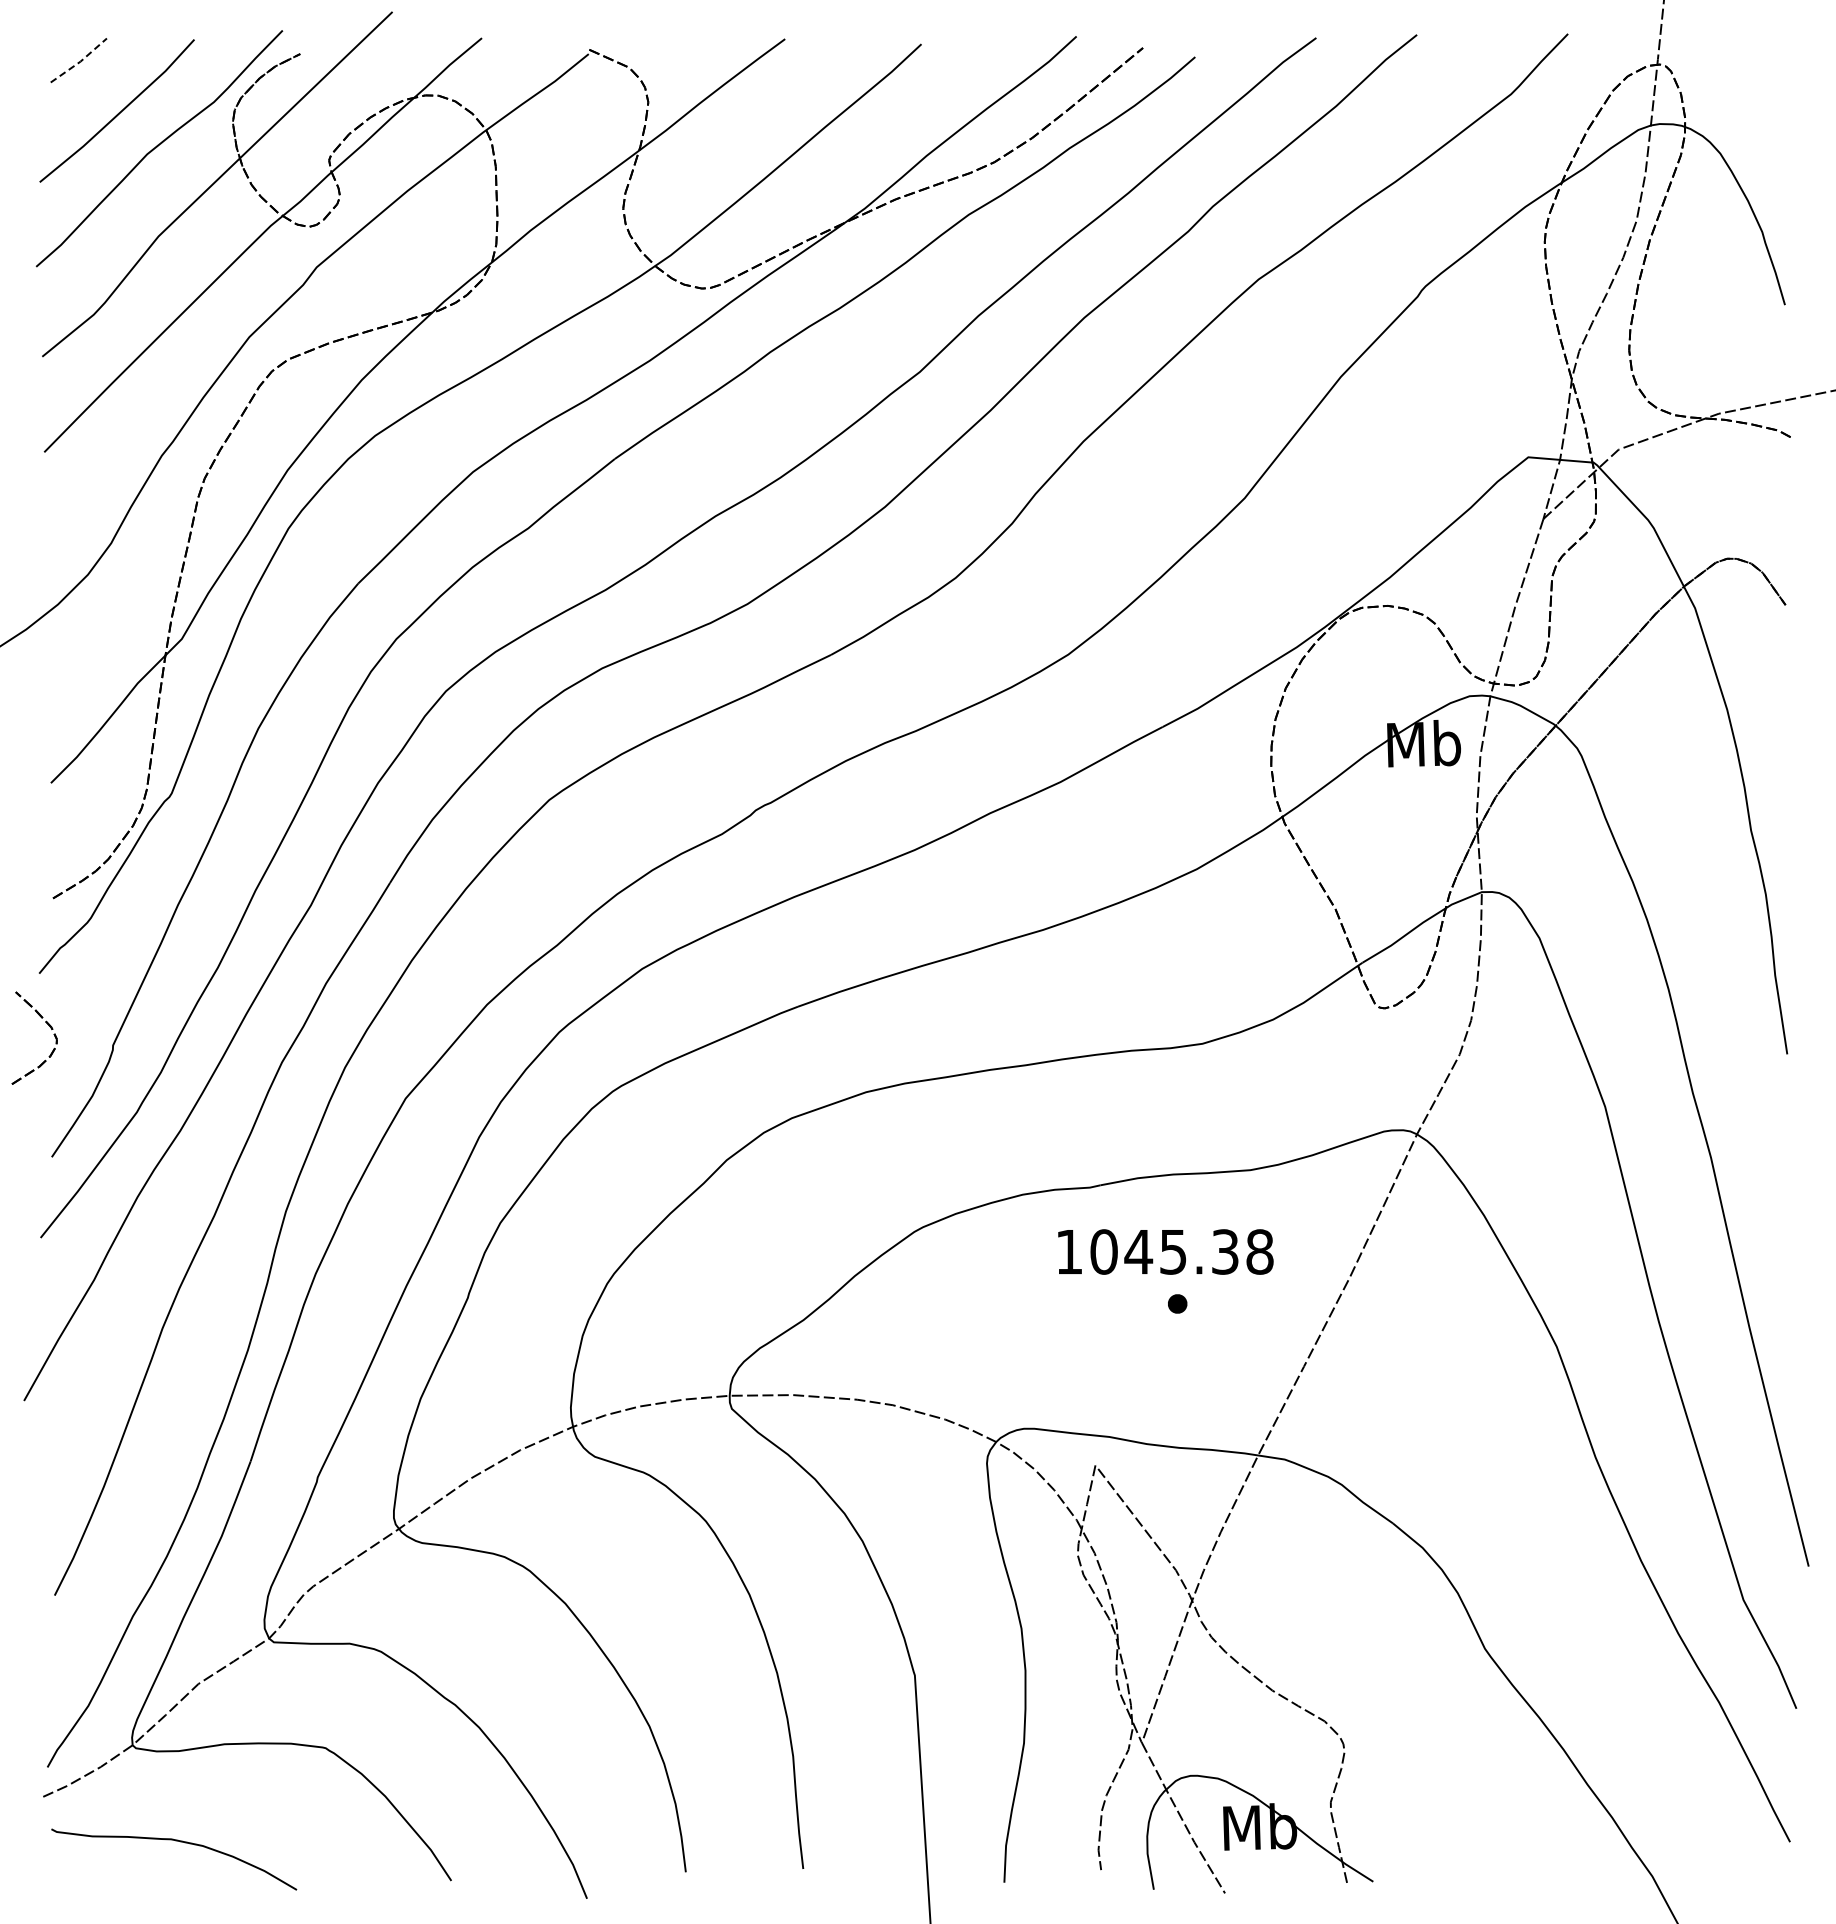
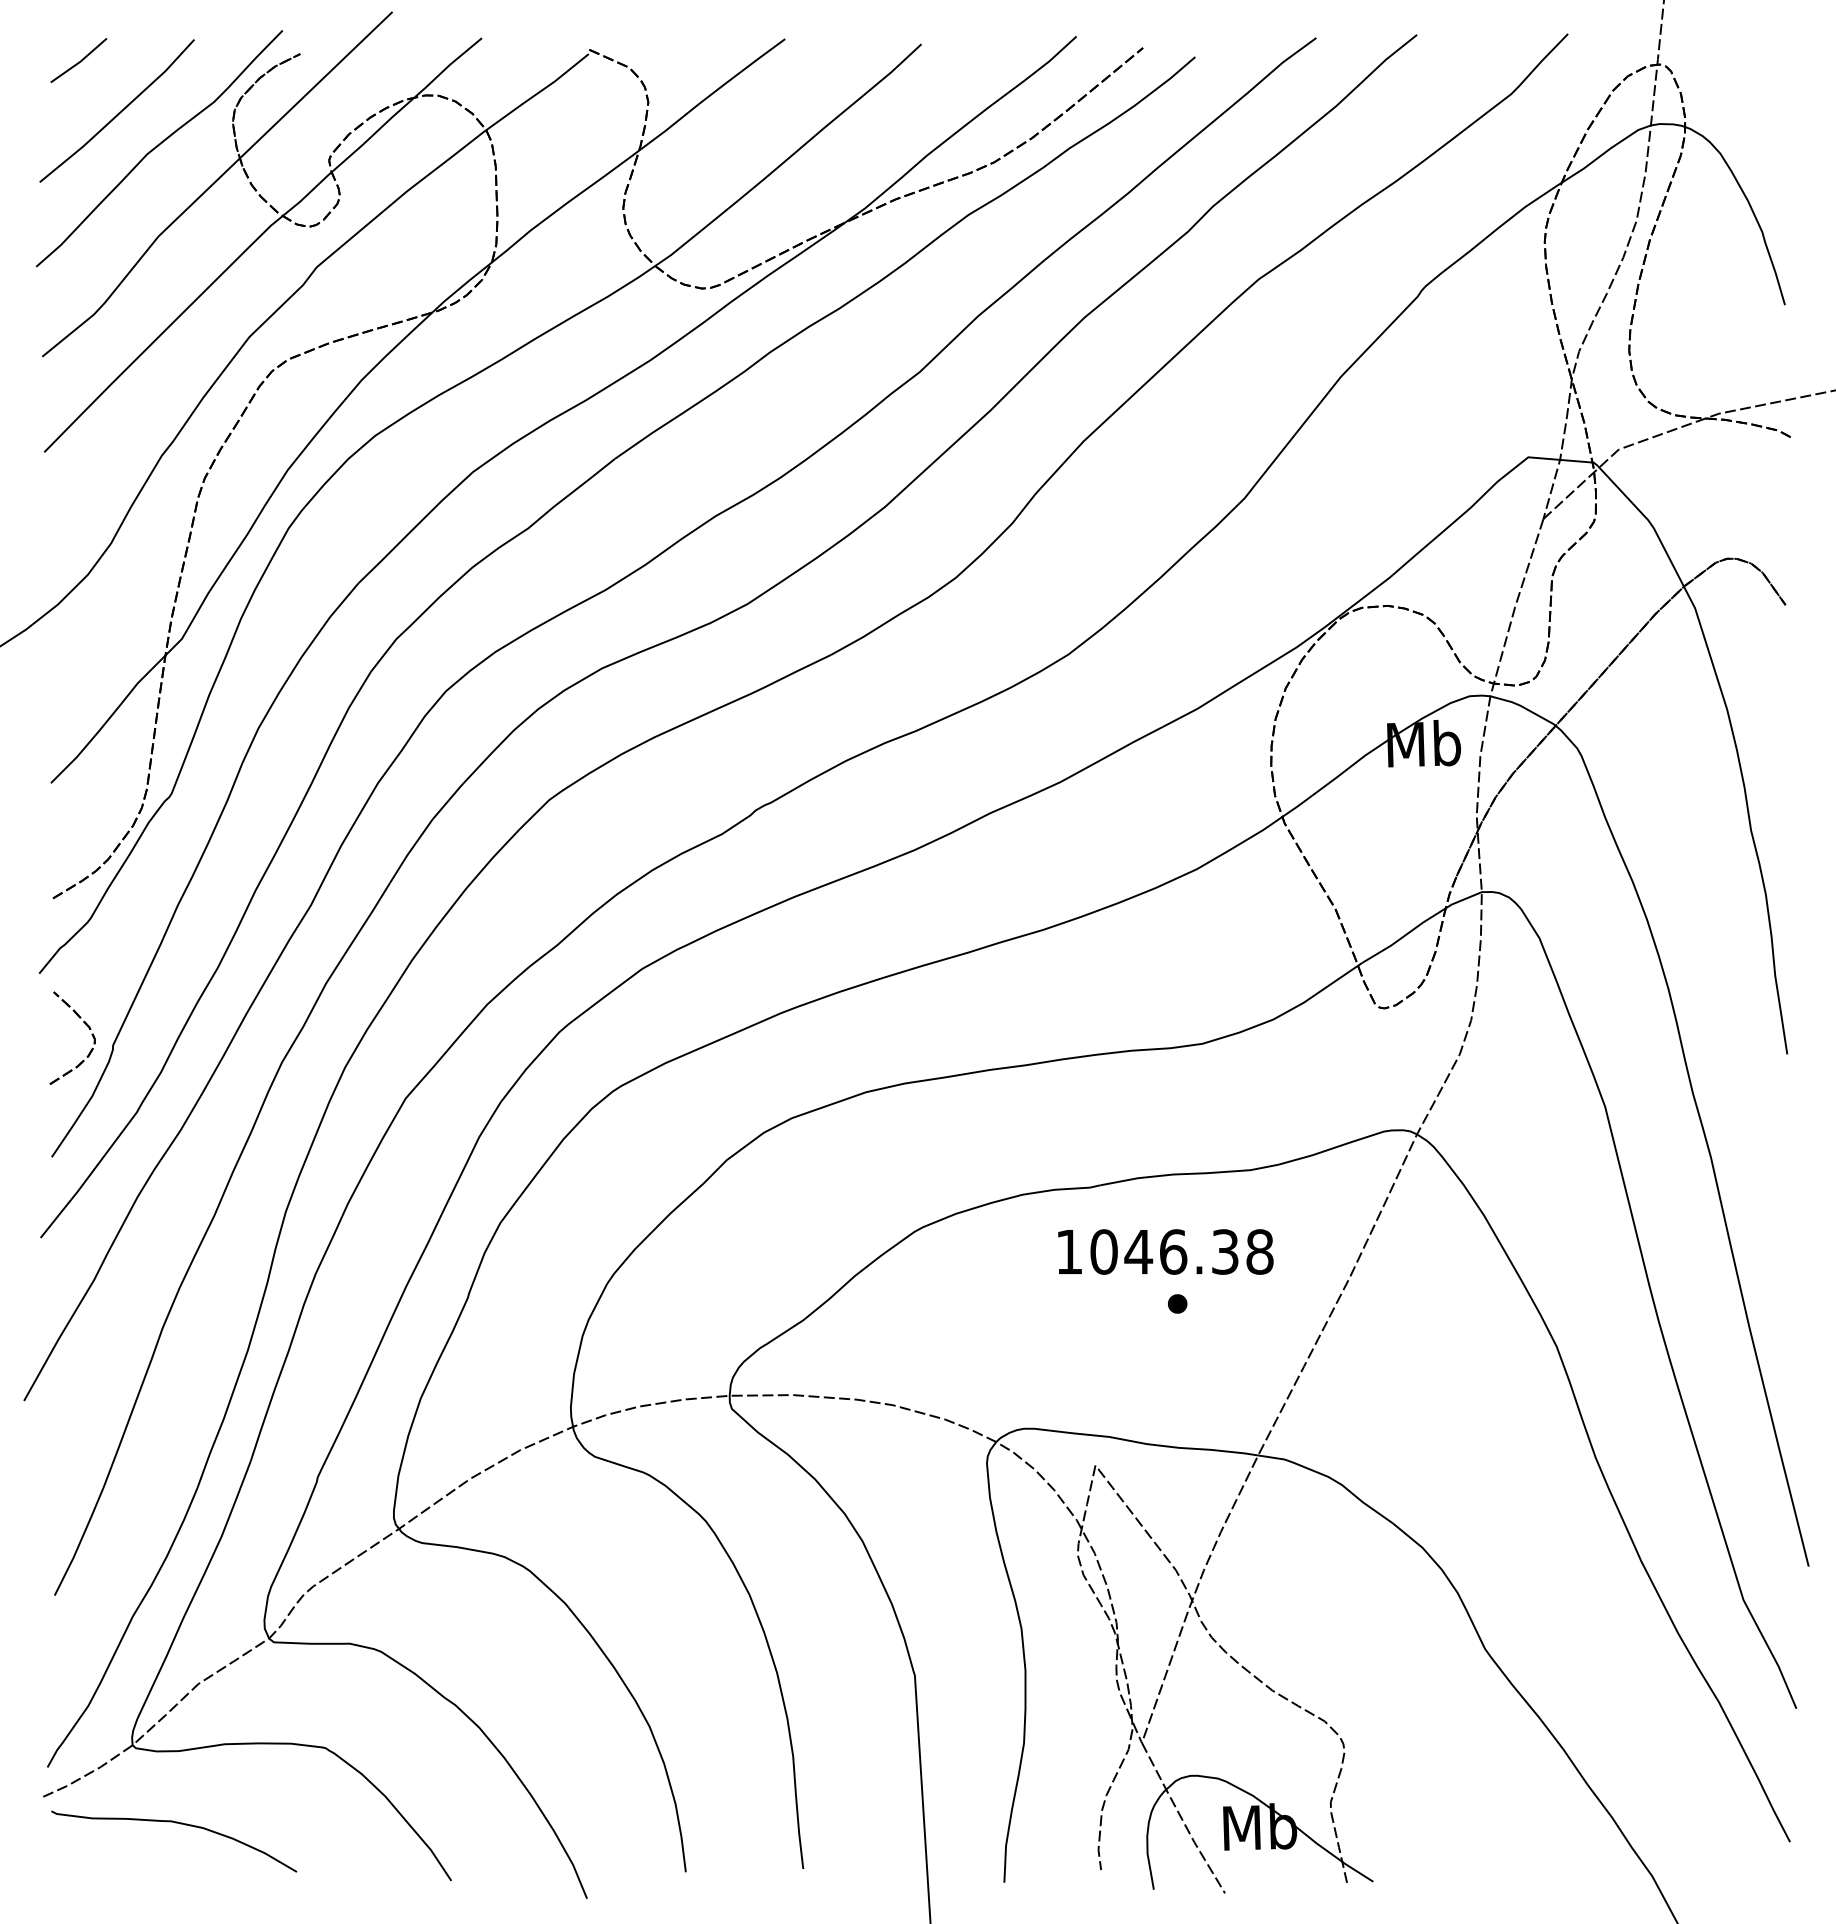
line: dashed -> solid (80, 61)
part position: (50, 1028) -> (88, 1028) (88, 1028)
text: 1045.38 -> 1046.38 (1173, 1251)
curve position: (175, 1841) -> (175, 1823) (175, 1823)
